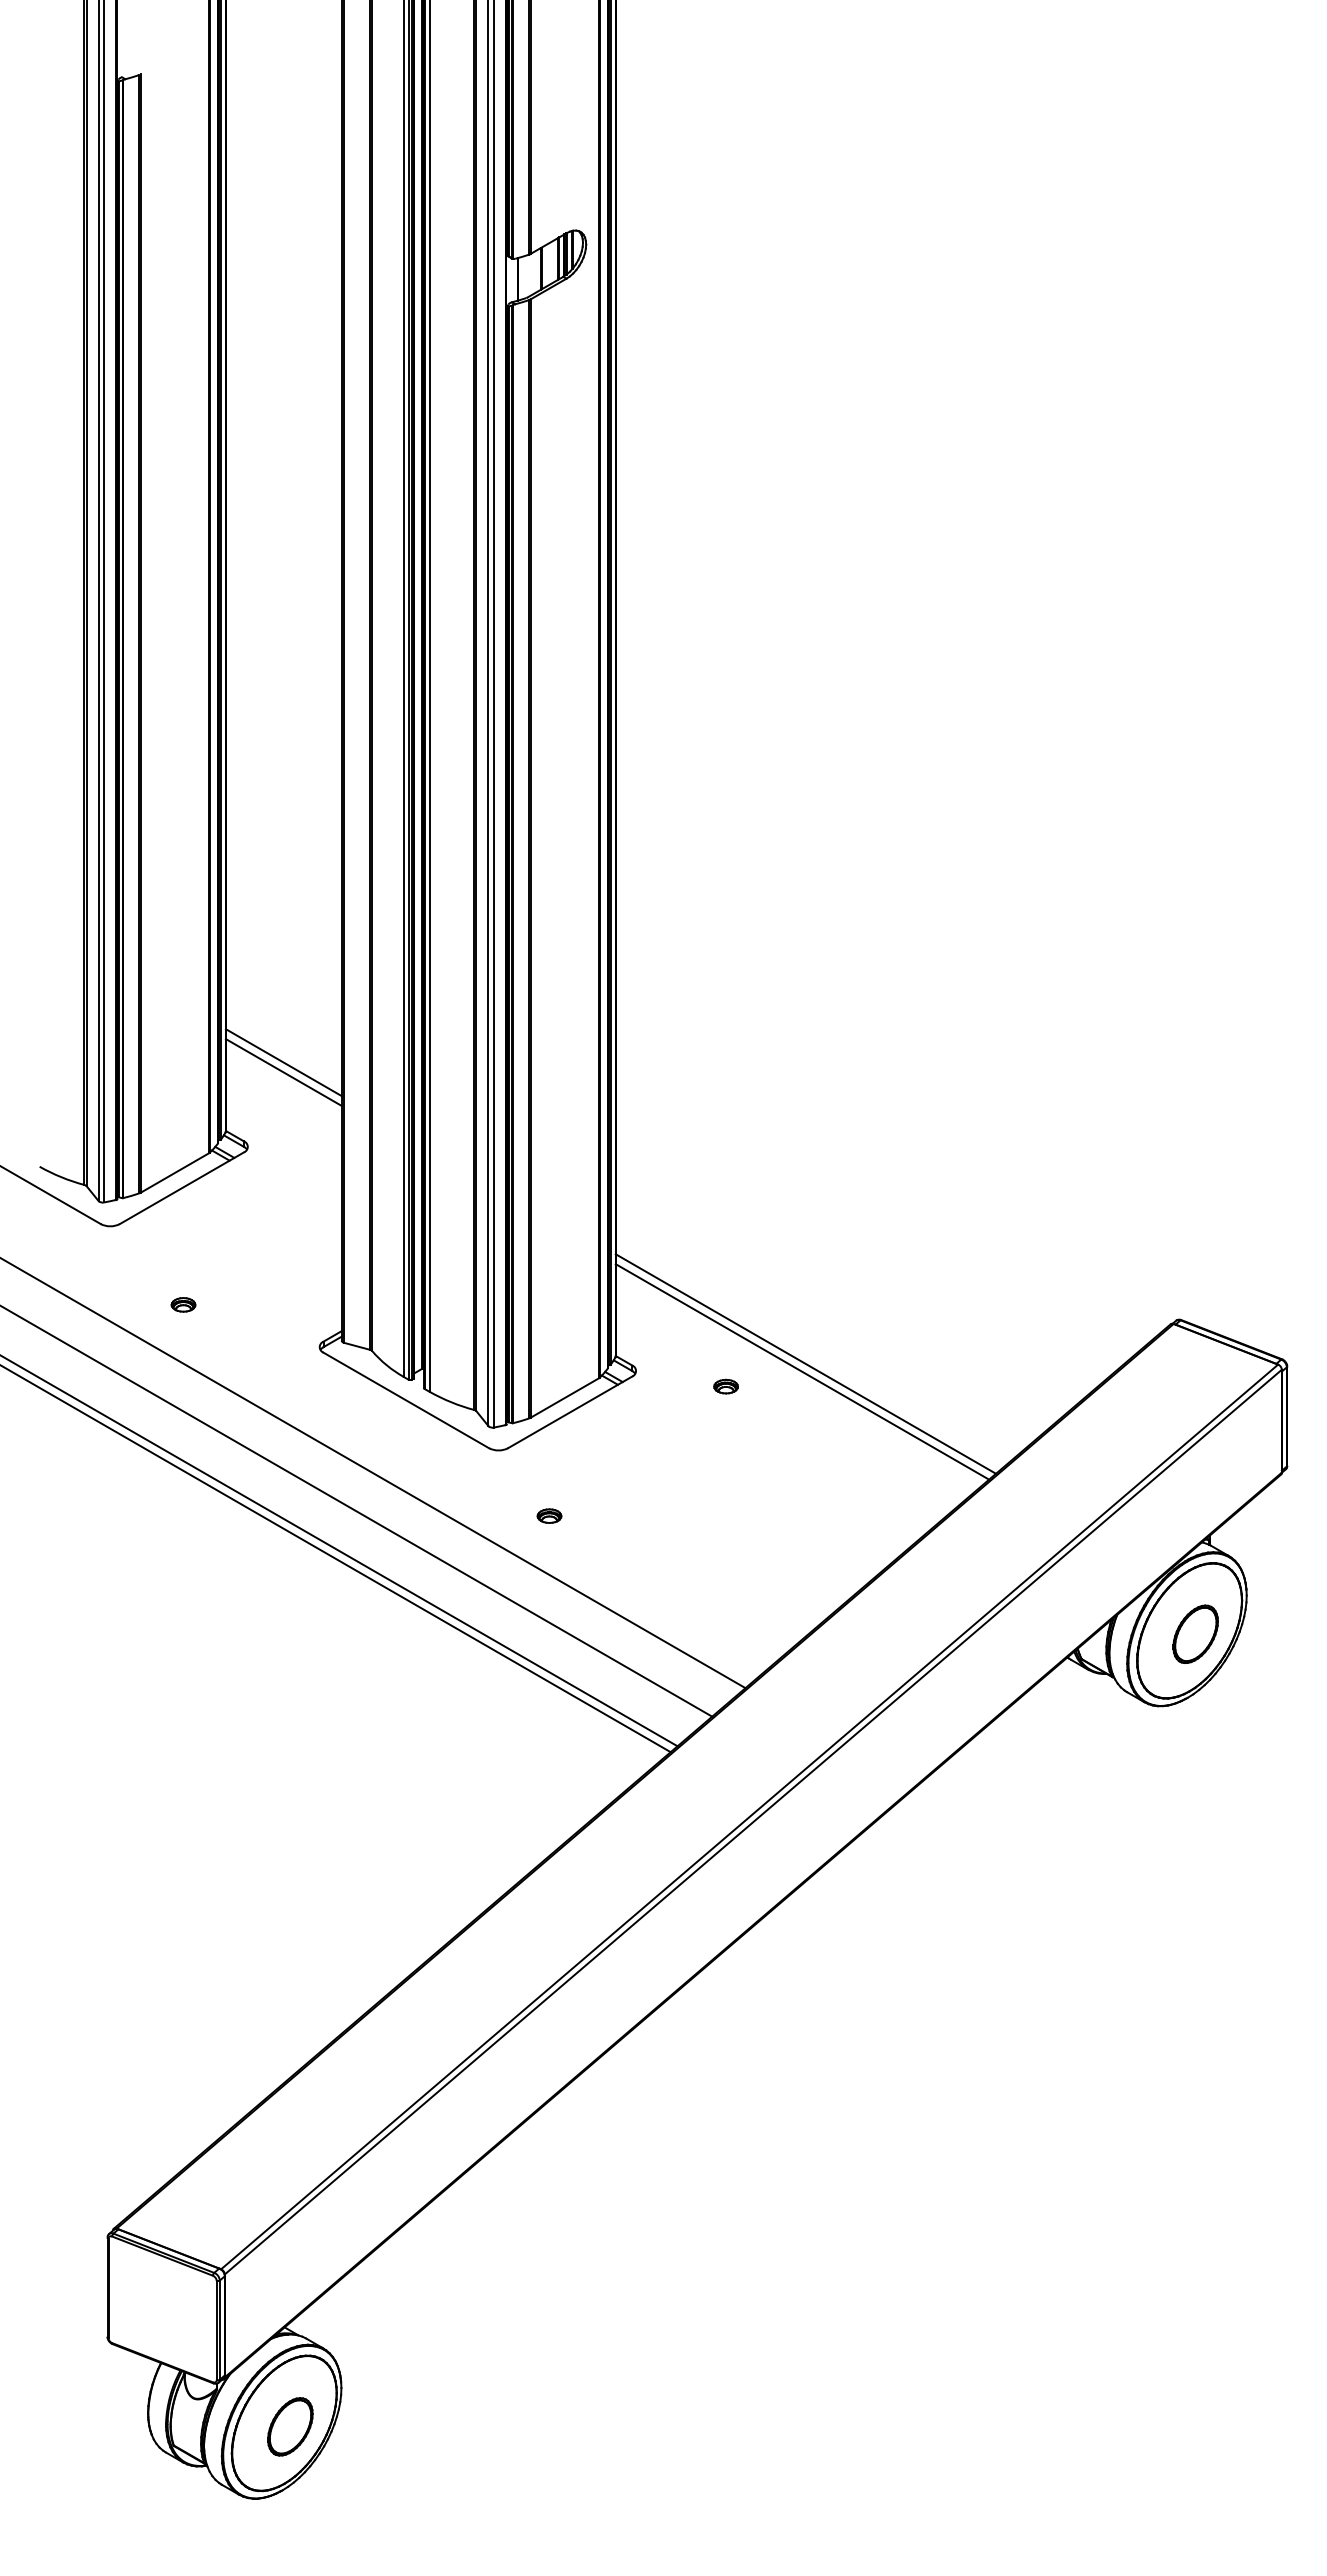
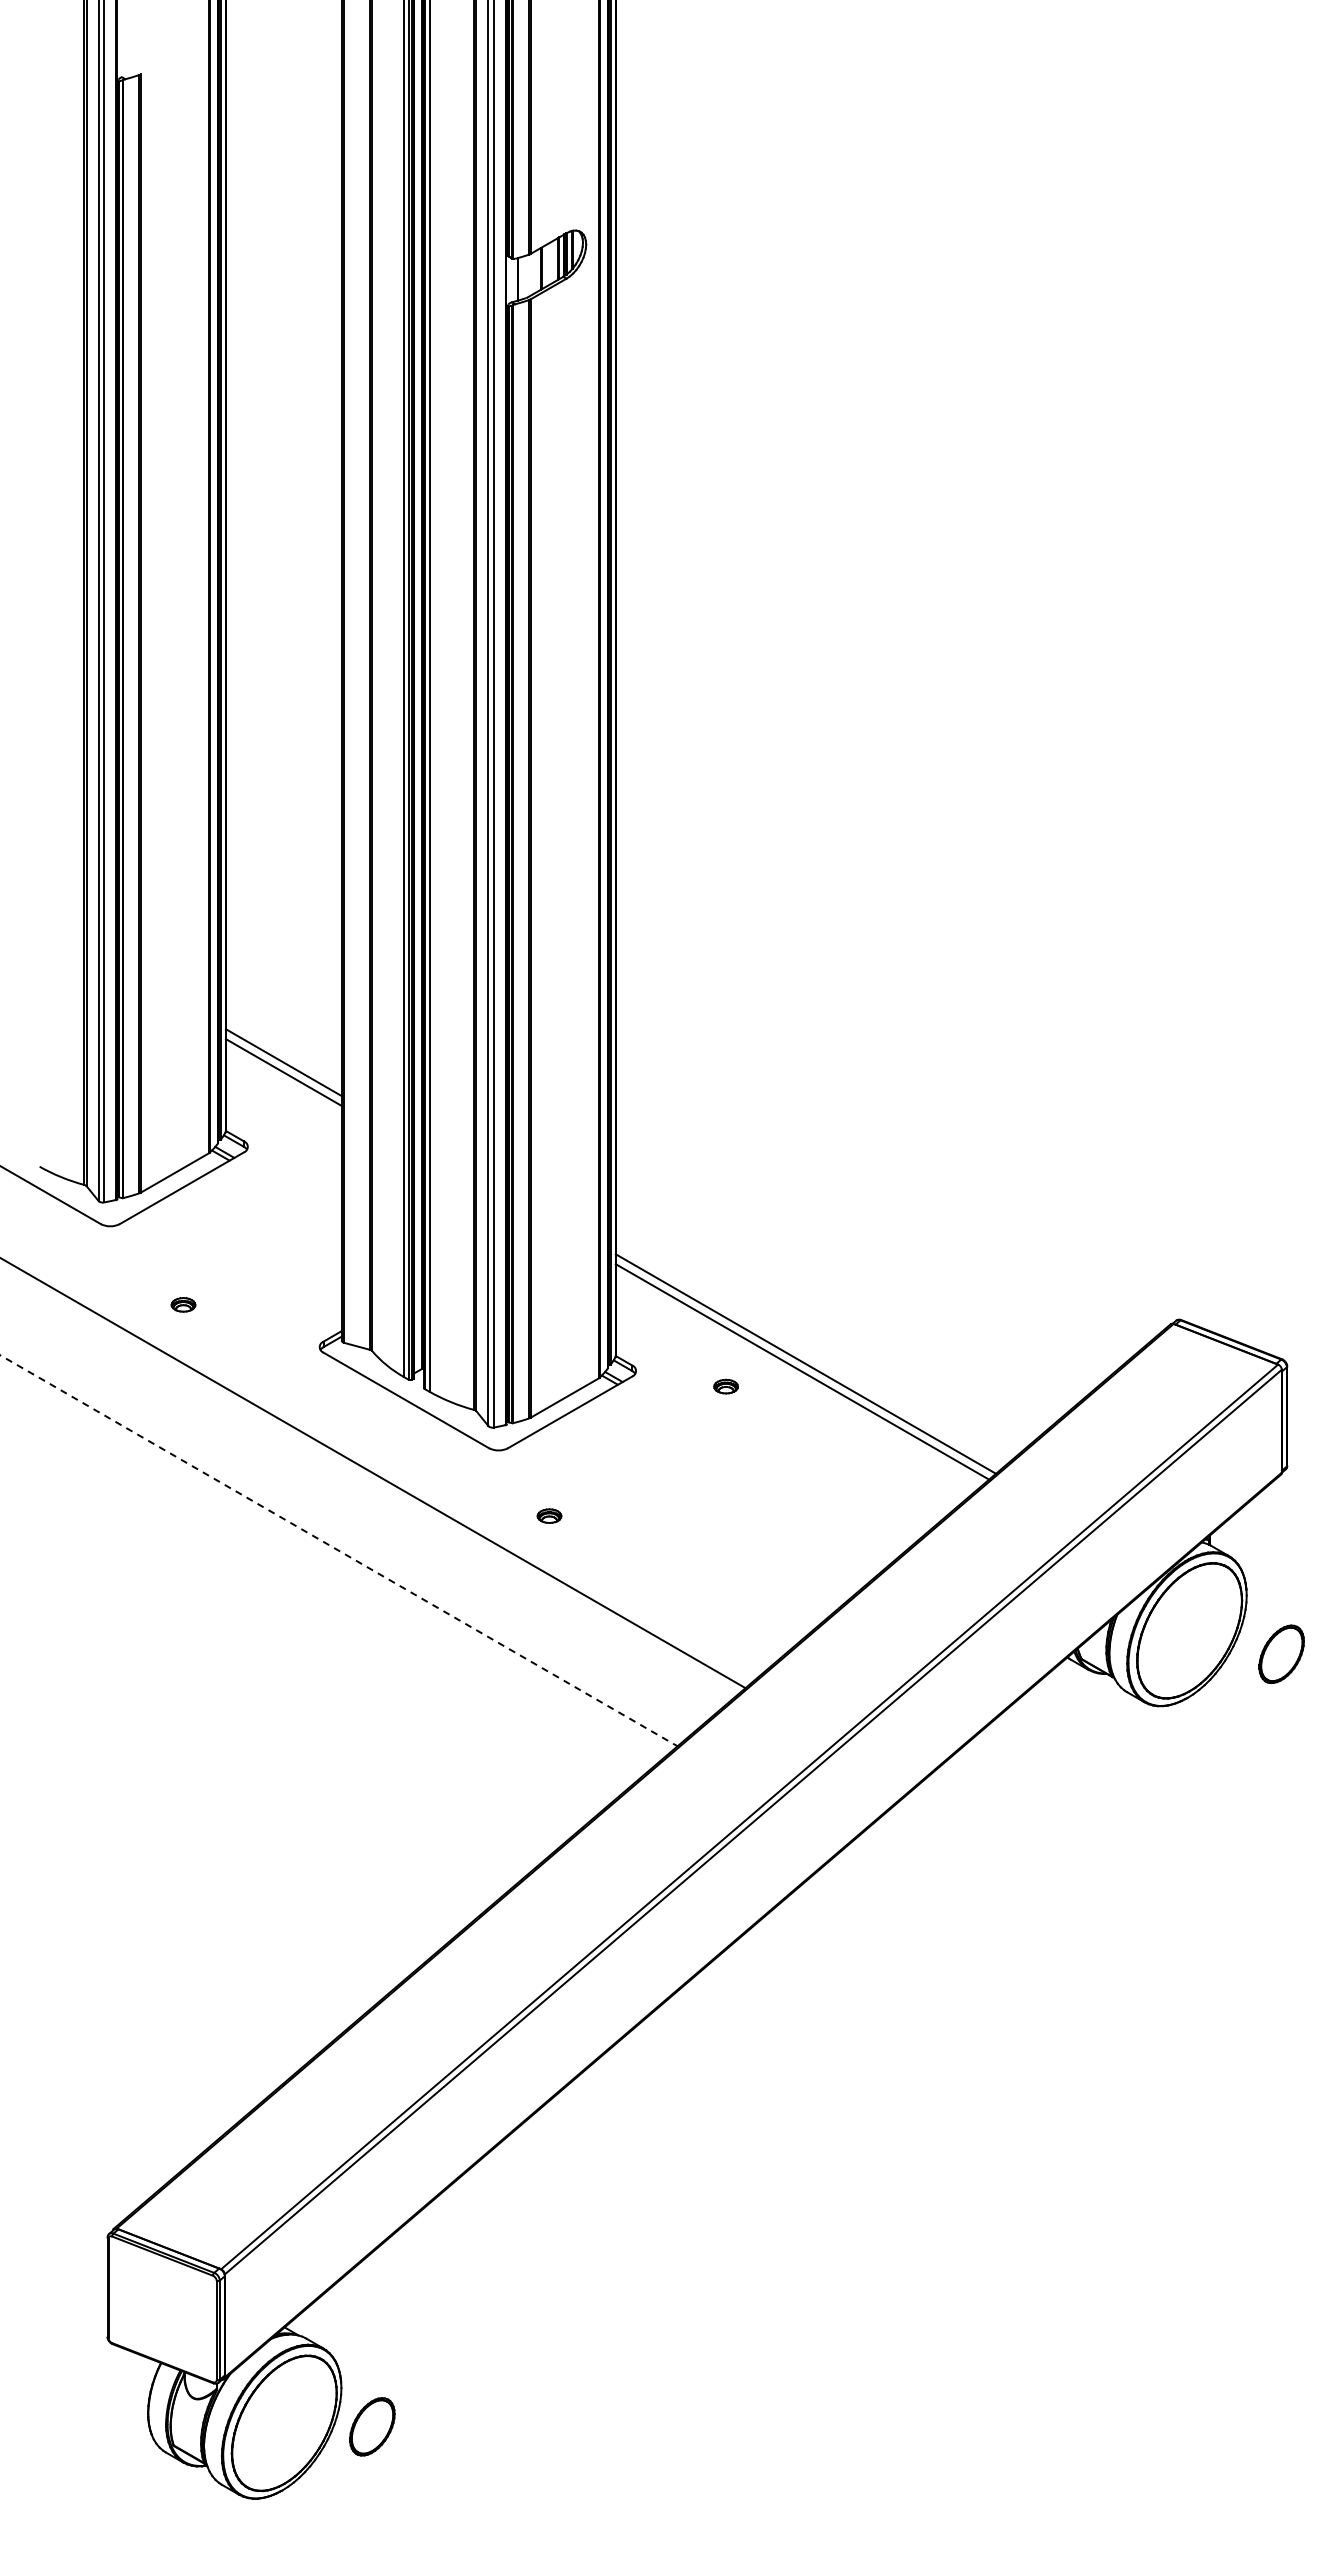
line: present -> none (357, 1511)
line: solid -> dashed (339, 1550)
line: present -> none (336, 1559)
part position: (1195, 1633) -> (1281, 1653) (1281, 1653)
part position: (290, 2426) -> (372, 2426) (372, 2426)
